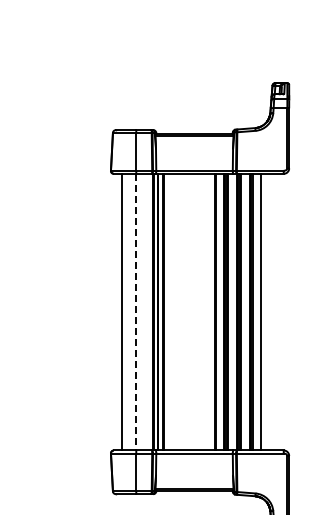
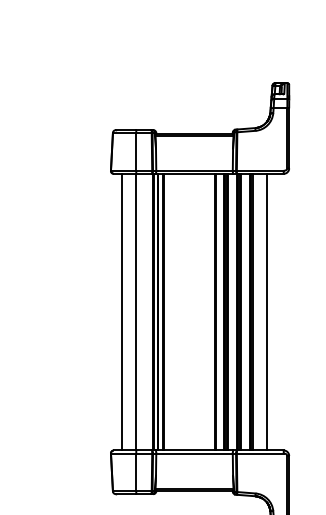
line position: (261, 311) -> (267, 311) (267, 311)
line: dashed -> solid (136, 312)
